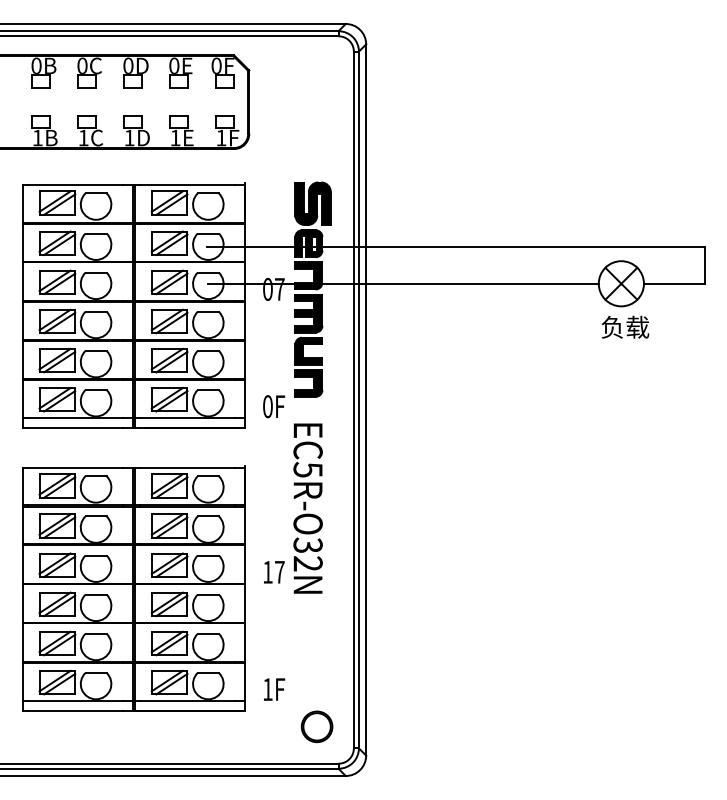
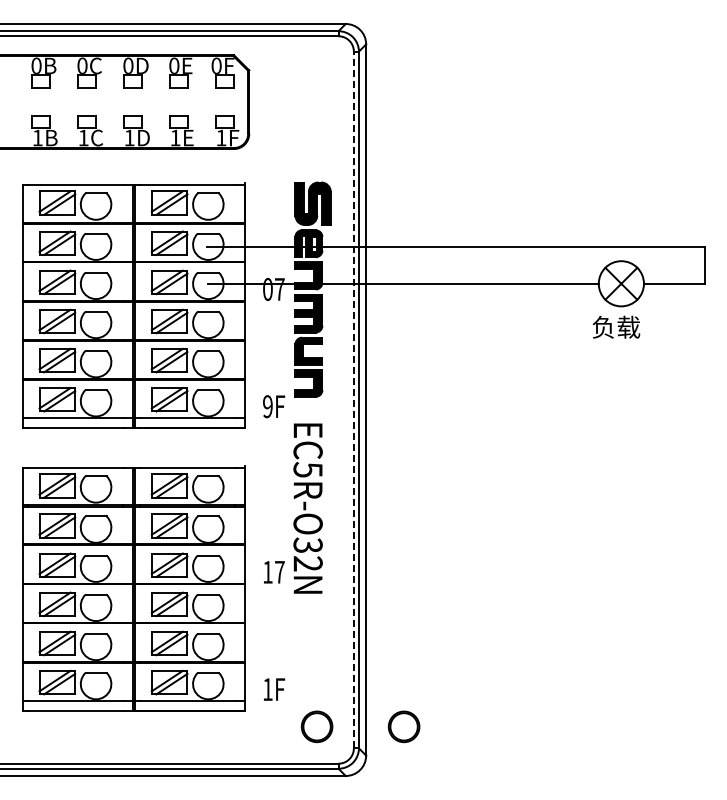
text position: (625, 326) -> (616, 326) (616, 326)
line: solid -> dashed (353, 399)
text: 0F -> 9F (267, 406)
part: none -> present (403, 726)
